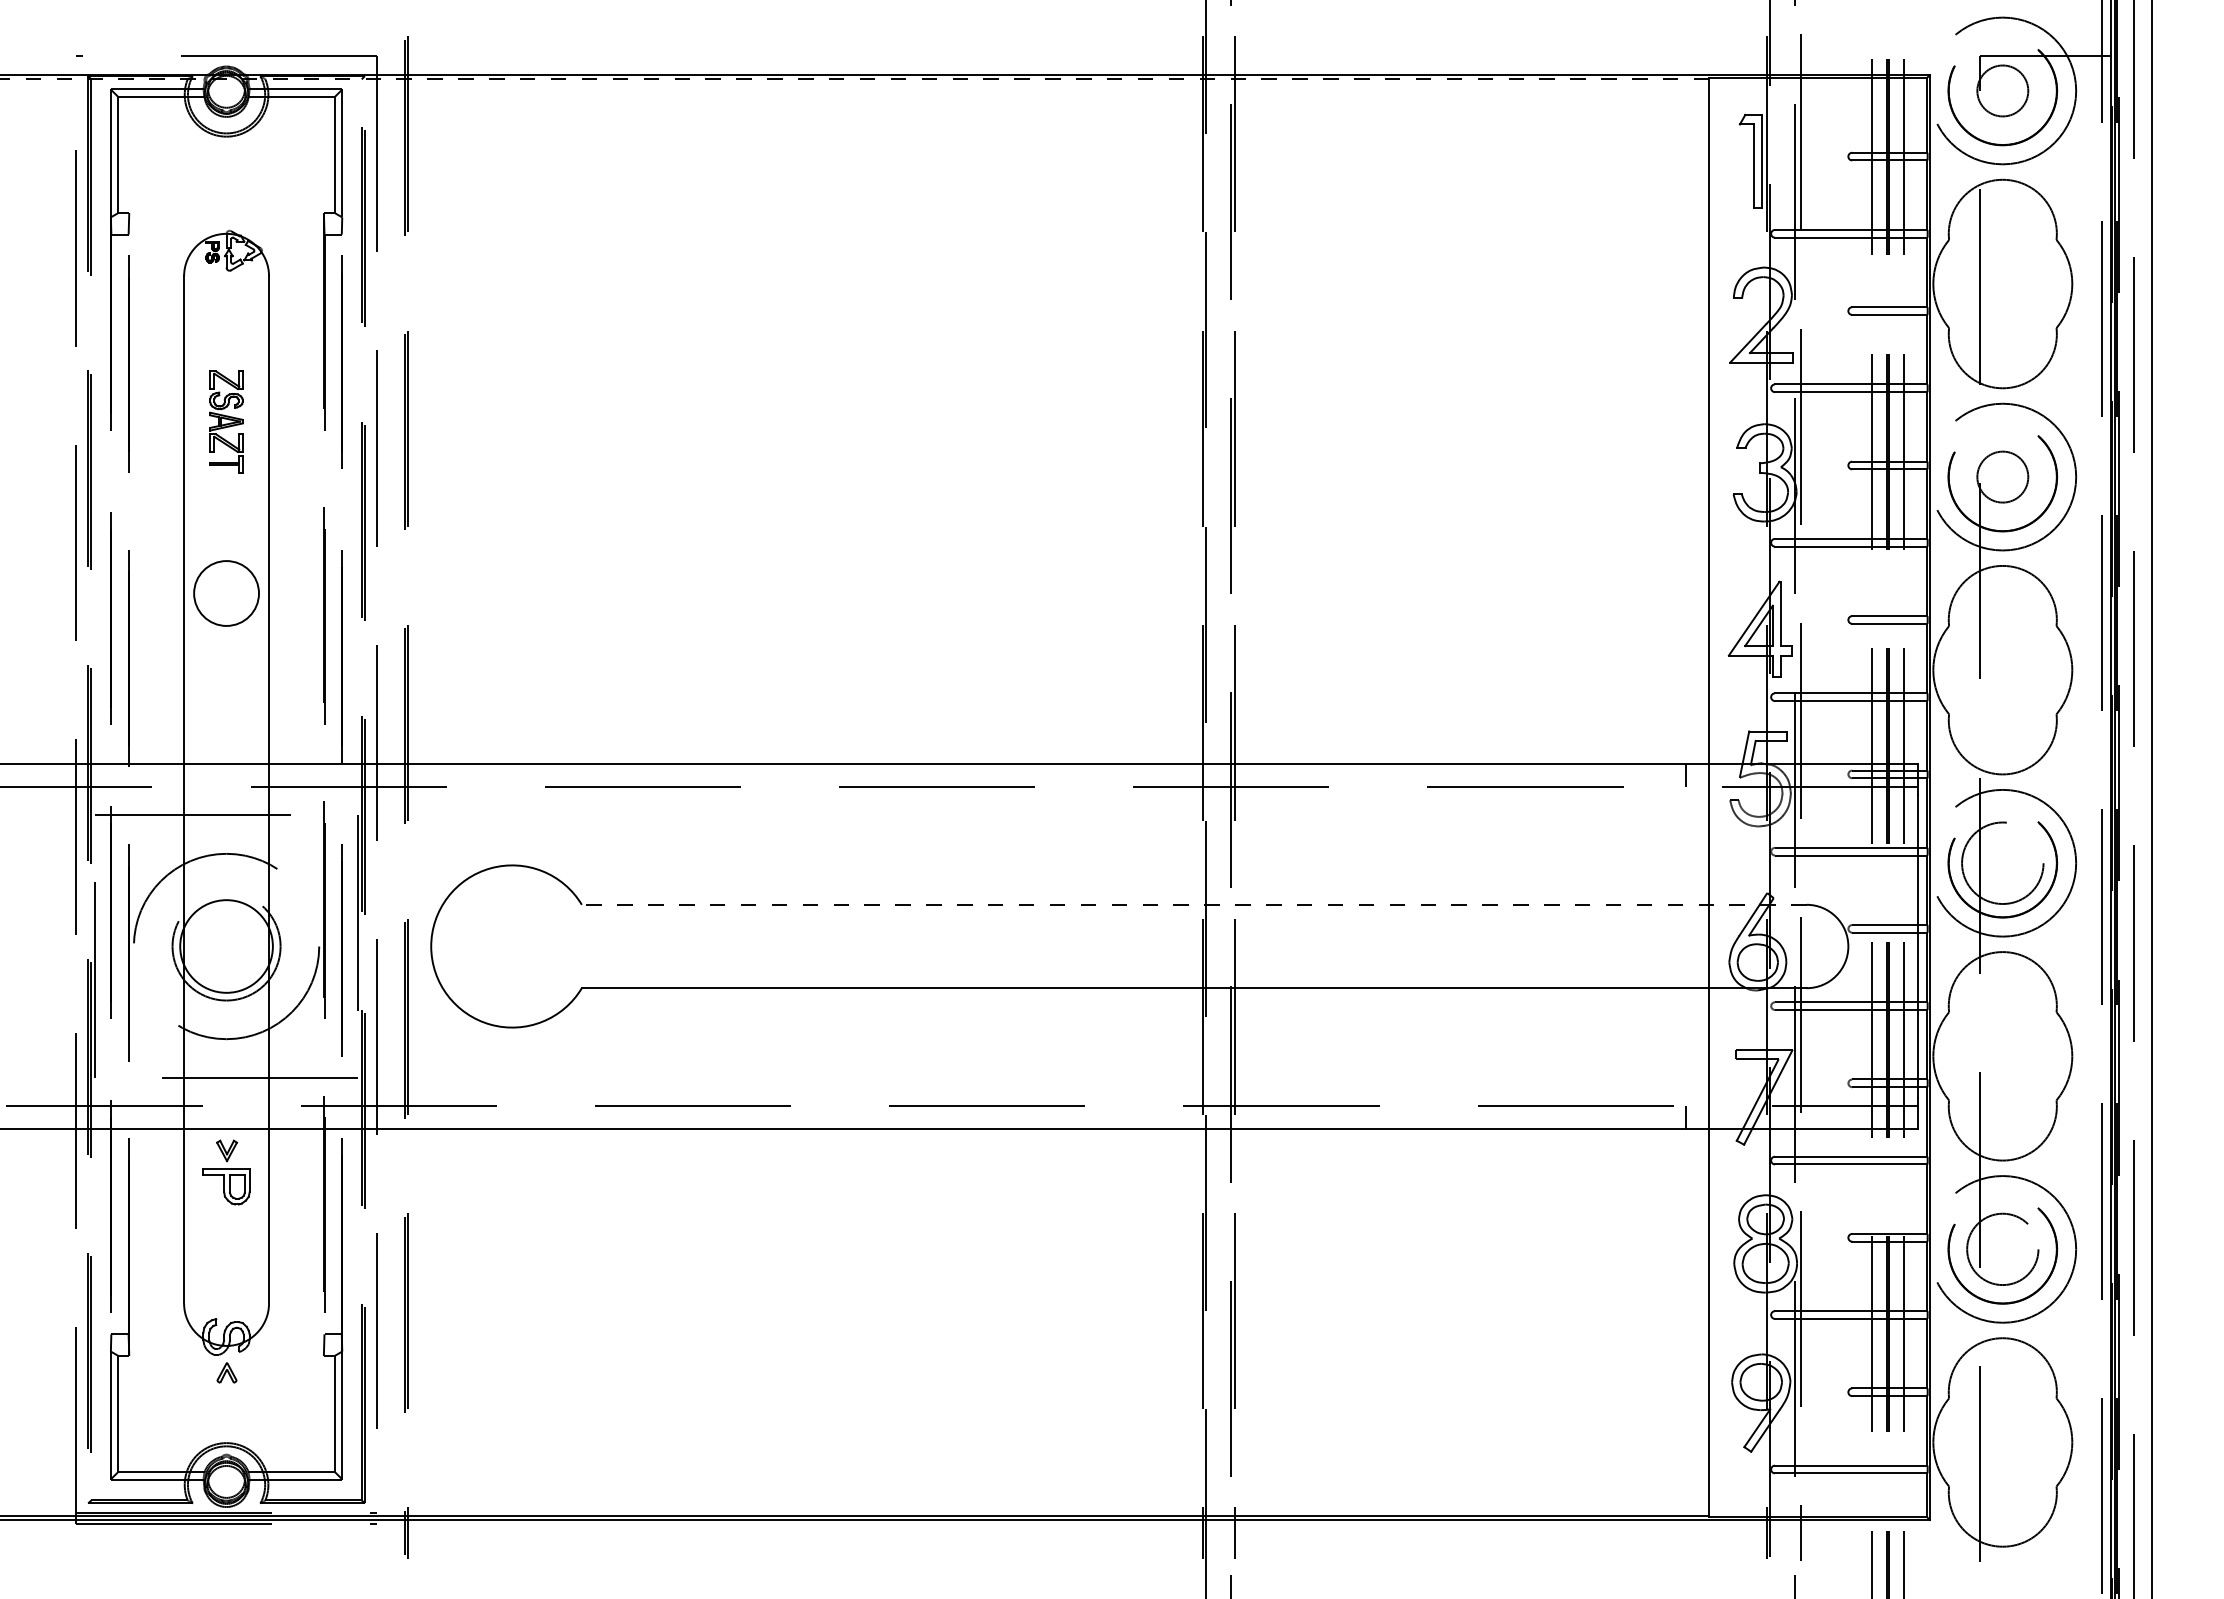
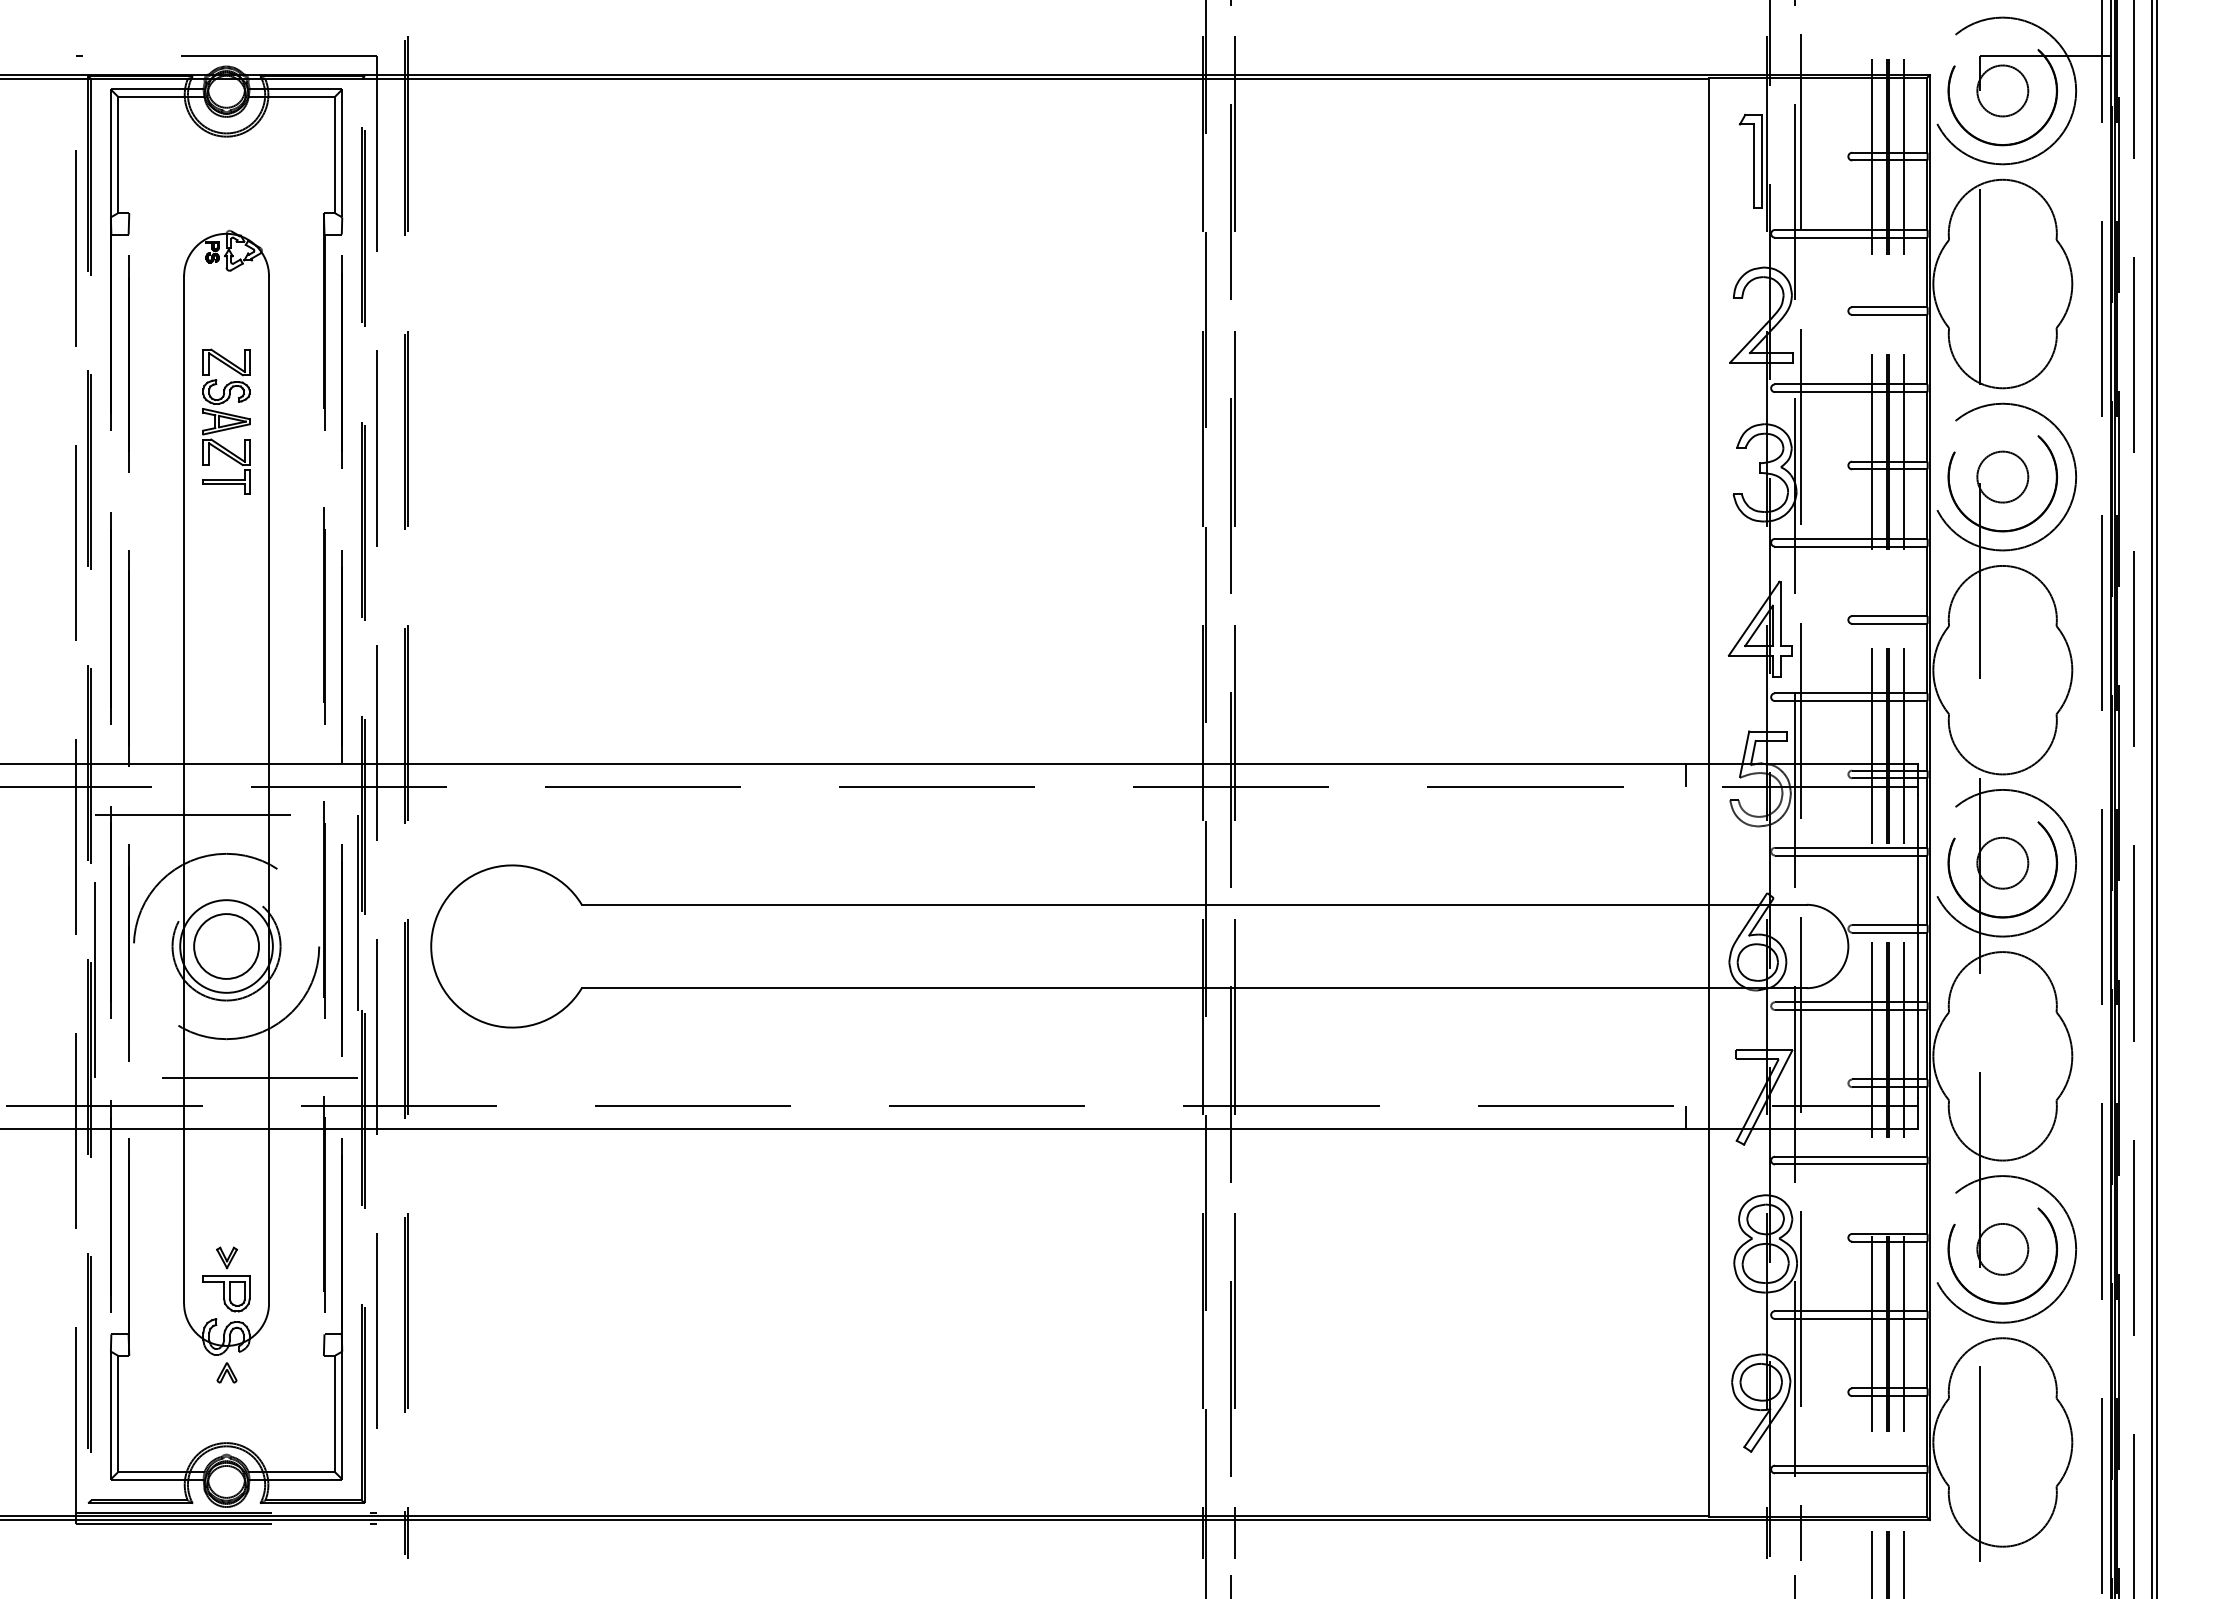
line: dashed -> solid (854, 79)
part size: 35x104 px -> 49x147 px (226, 421)
circle position: (226, 593) -> (226, 946) (226, 946)
line: none -> present (2157, 798)
circle diameter: 82 px -> 51 px (2002, 862)
line: dashed -> solid (1193, 904)
part position: (226, 1172) -> (226, 1279) (226, 1279)
circle diameter: 71 px -> 51 px (2002, 1248)
